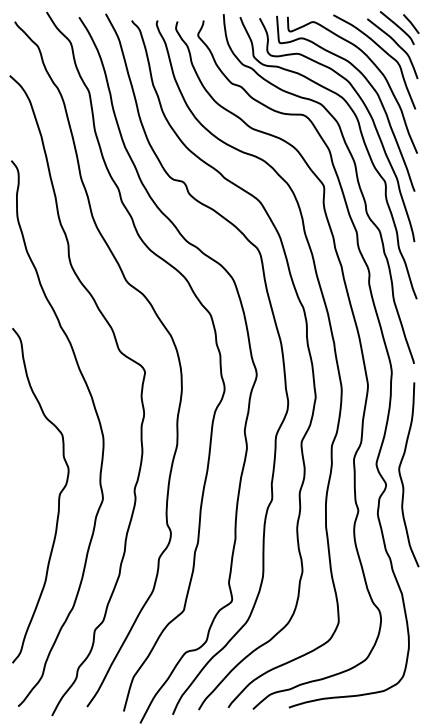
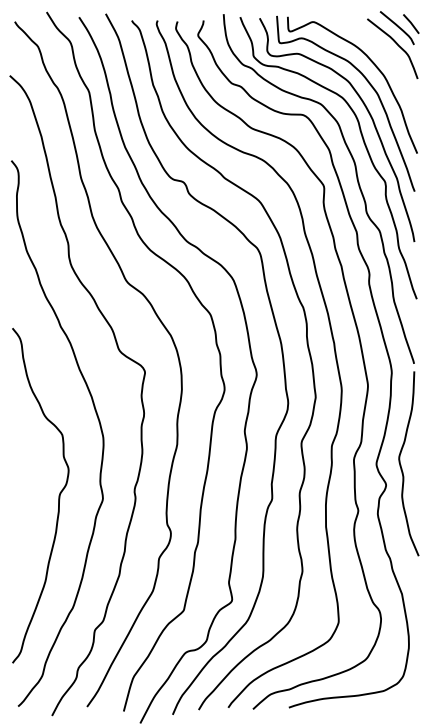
curve: present -> none (383, 51)
curve position: (401, 475) -> (401, 464) (401, 464)
